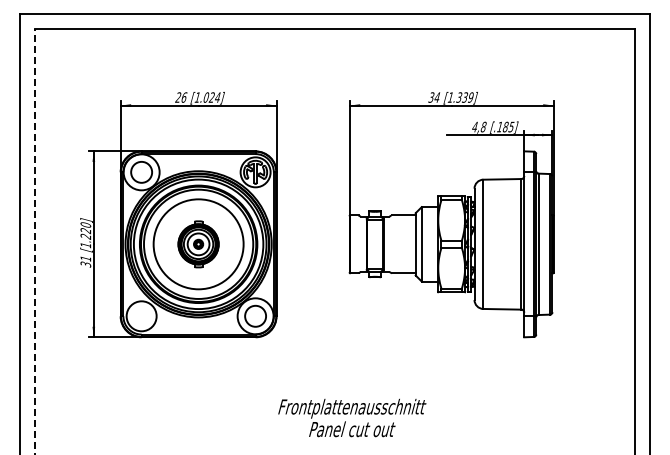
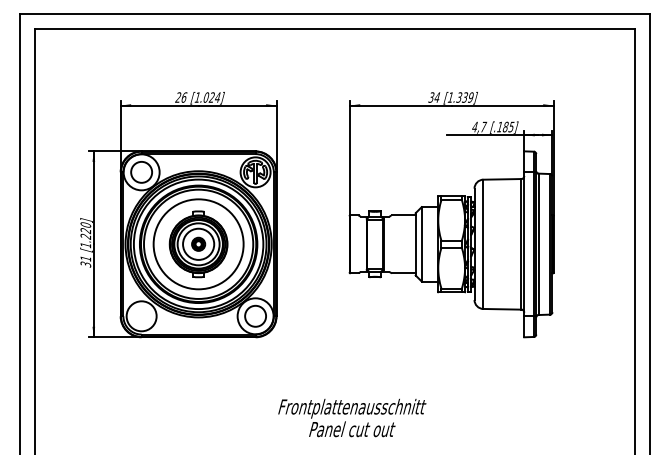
text: 4,8 -> 4,7 (483, 126)
line: dashed -> solid (35, 241)
part size: 43x49 px -> 61x69 px (198, 244)
